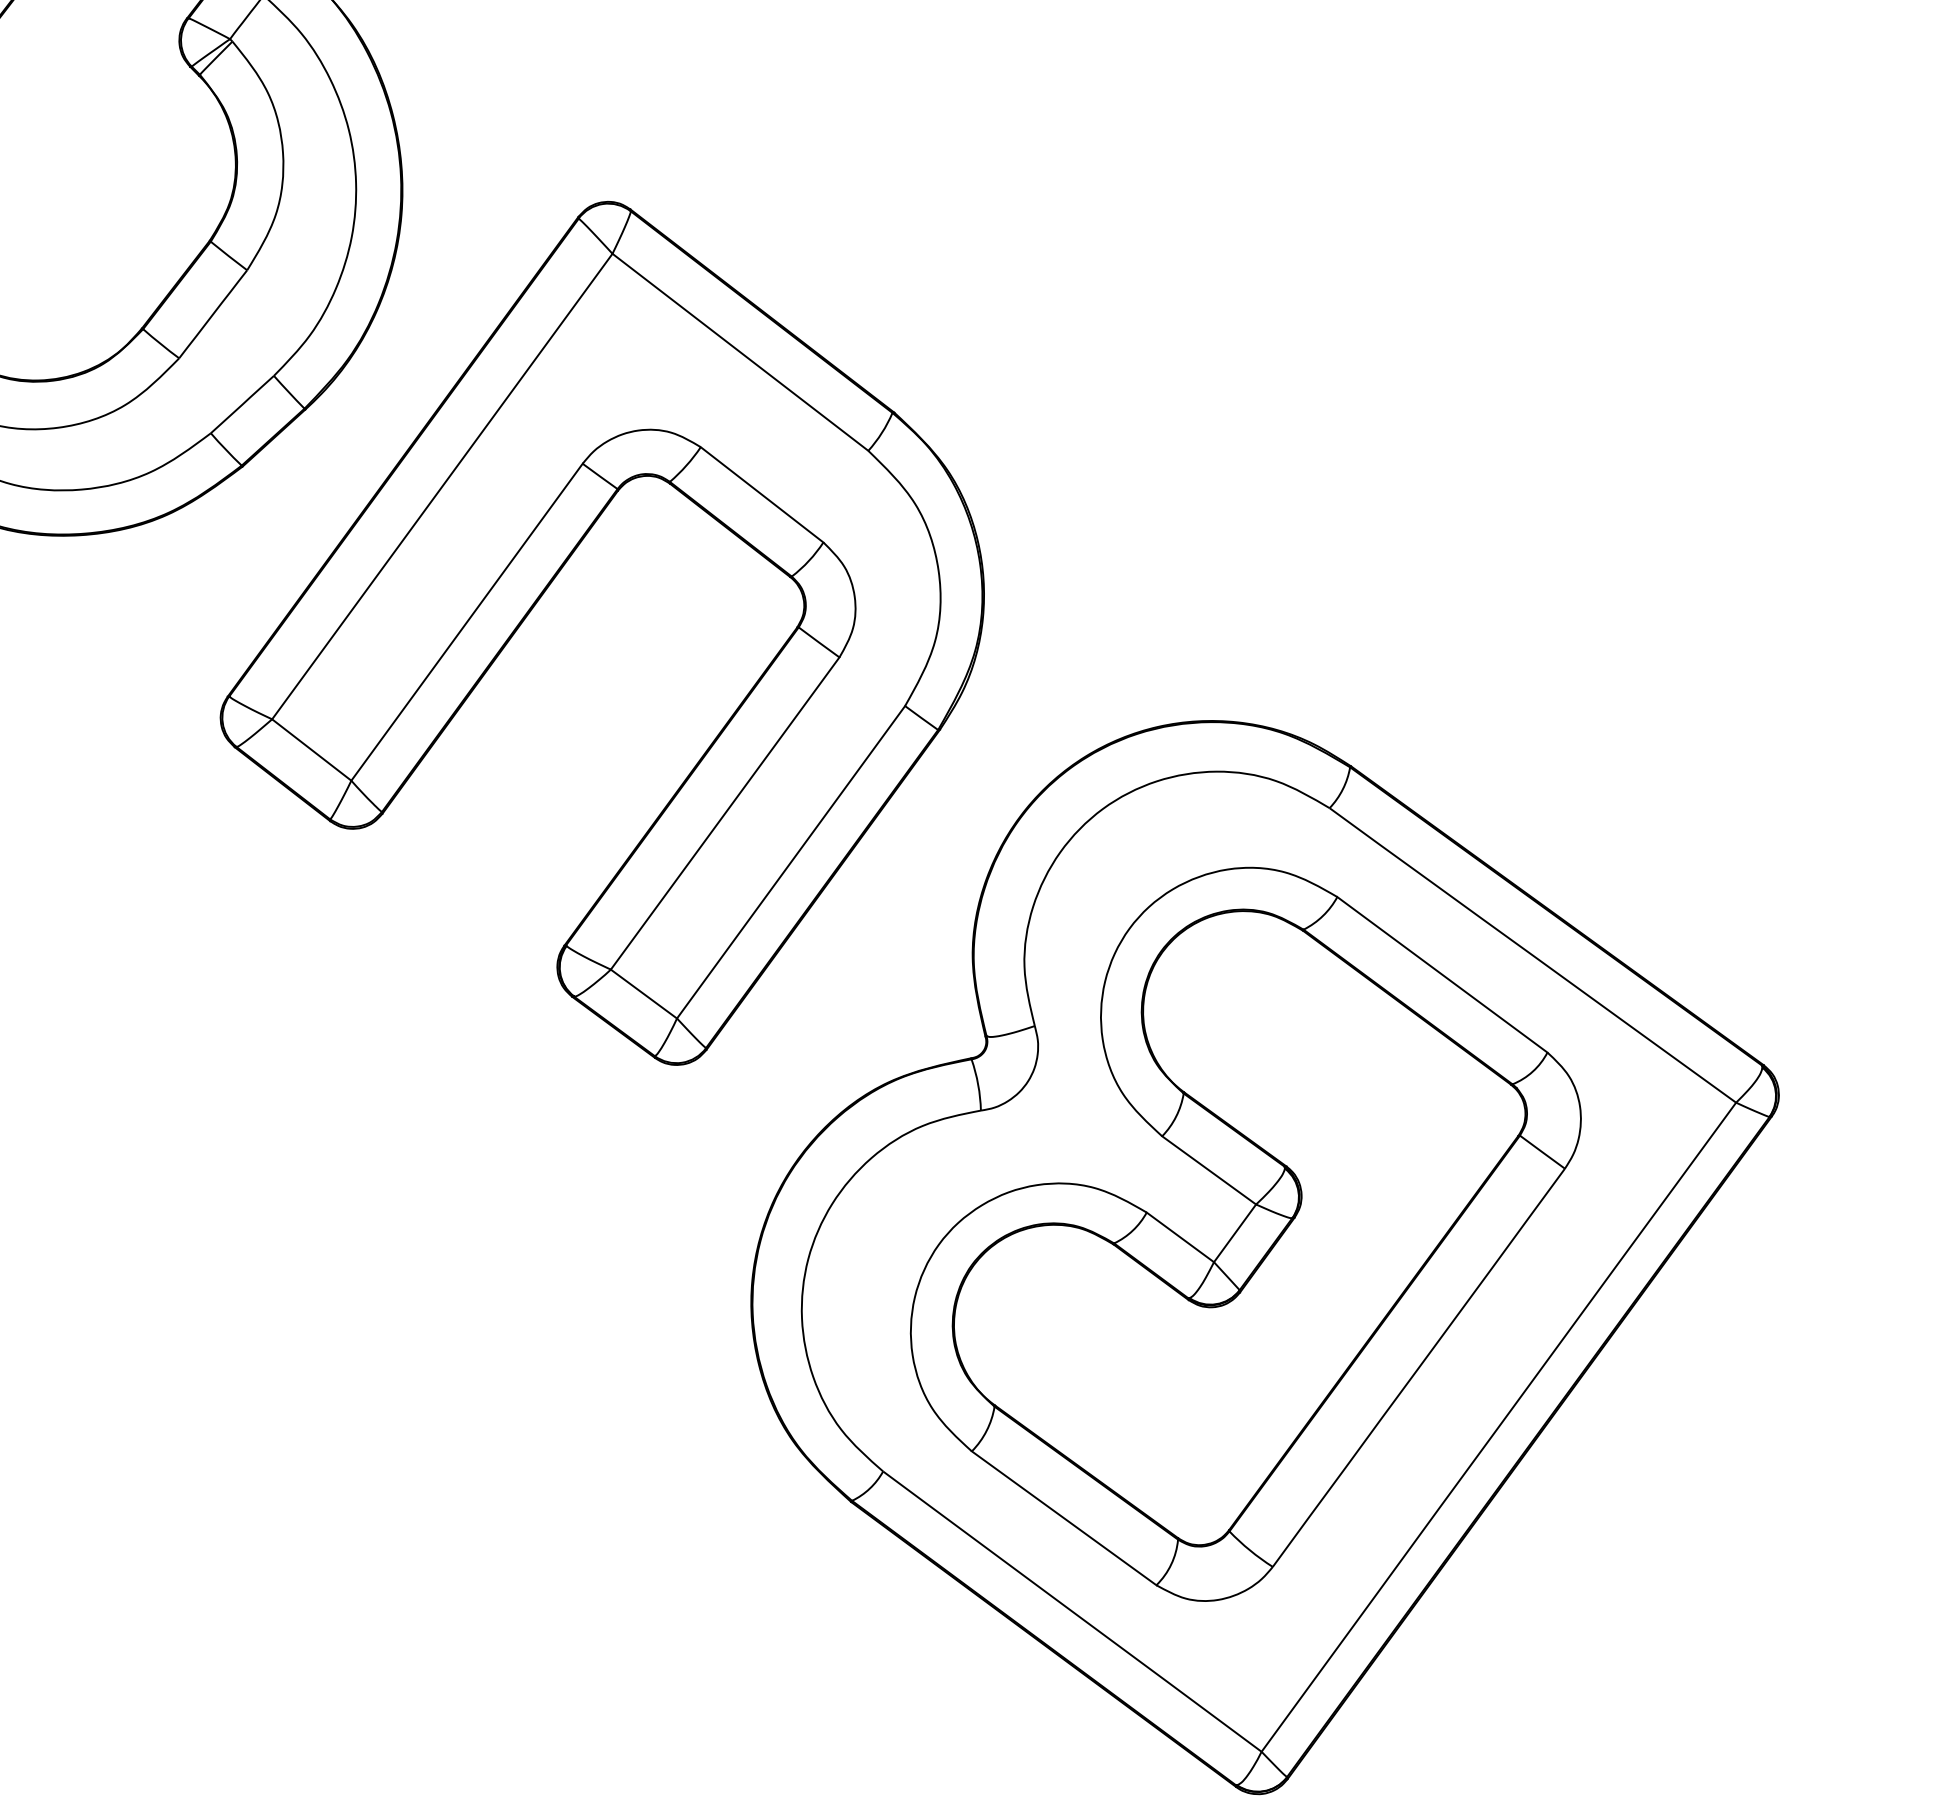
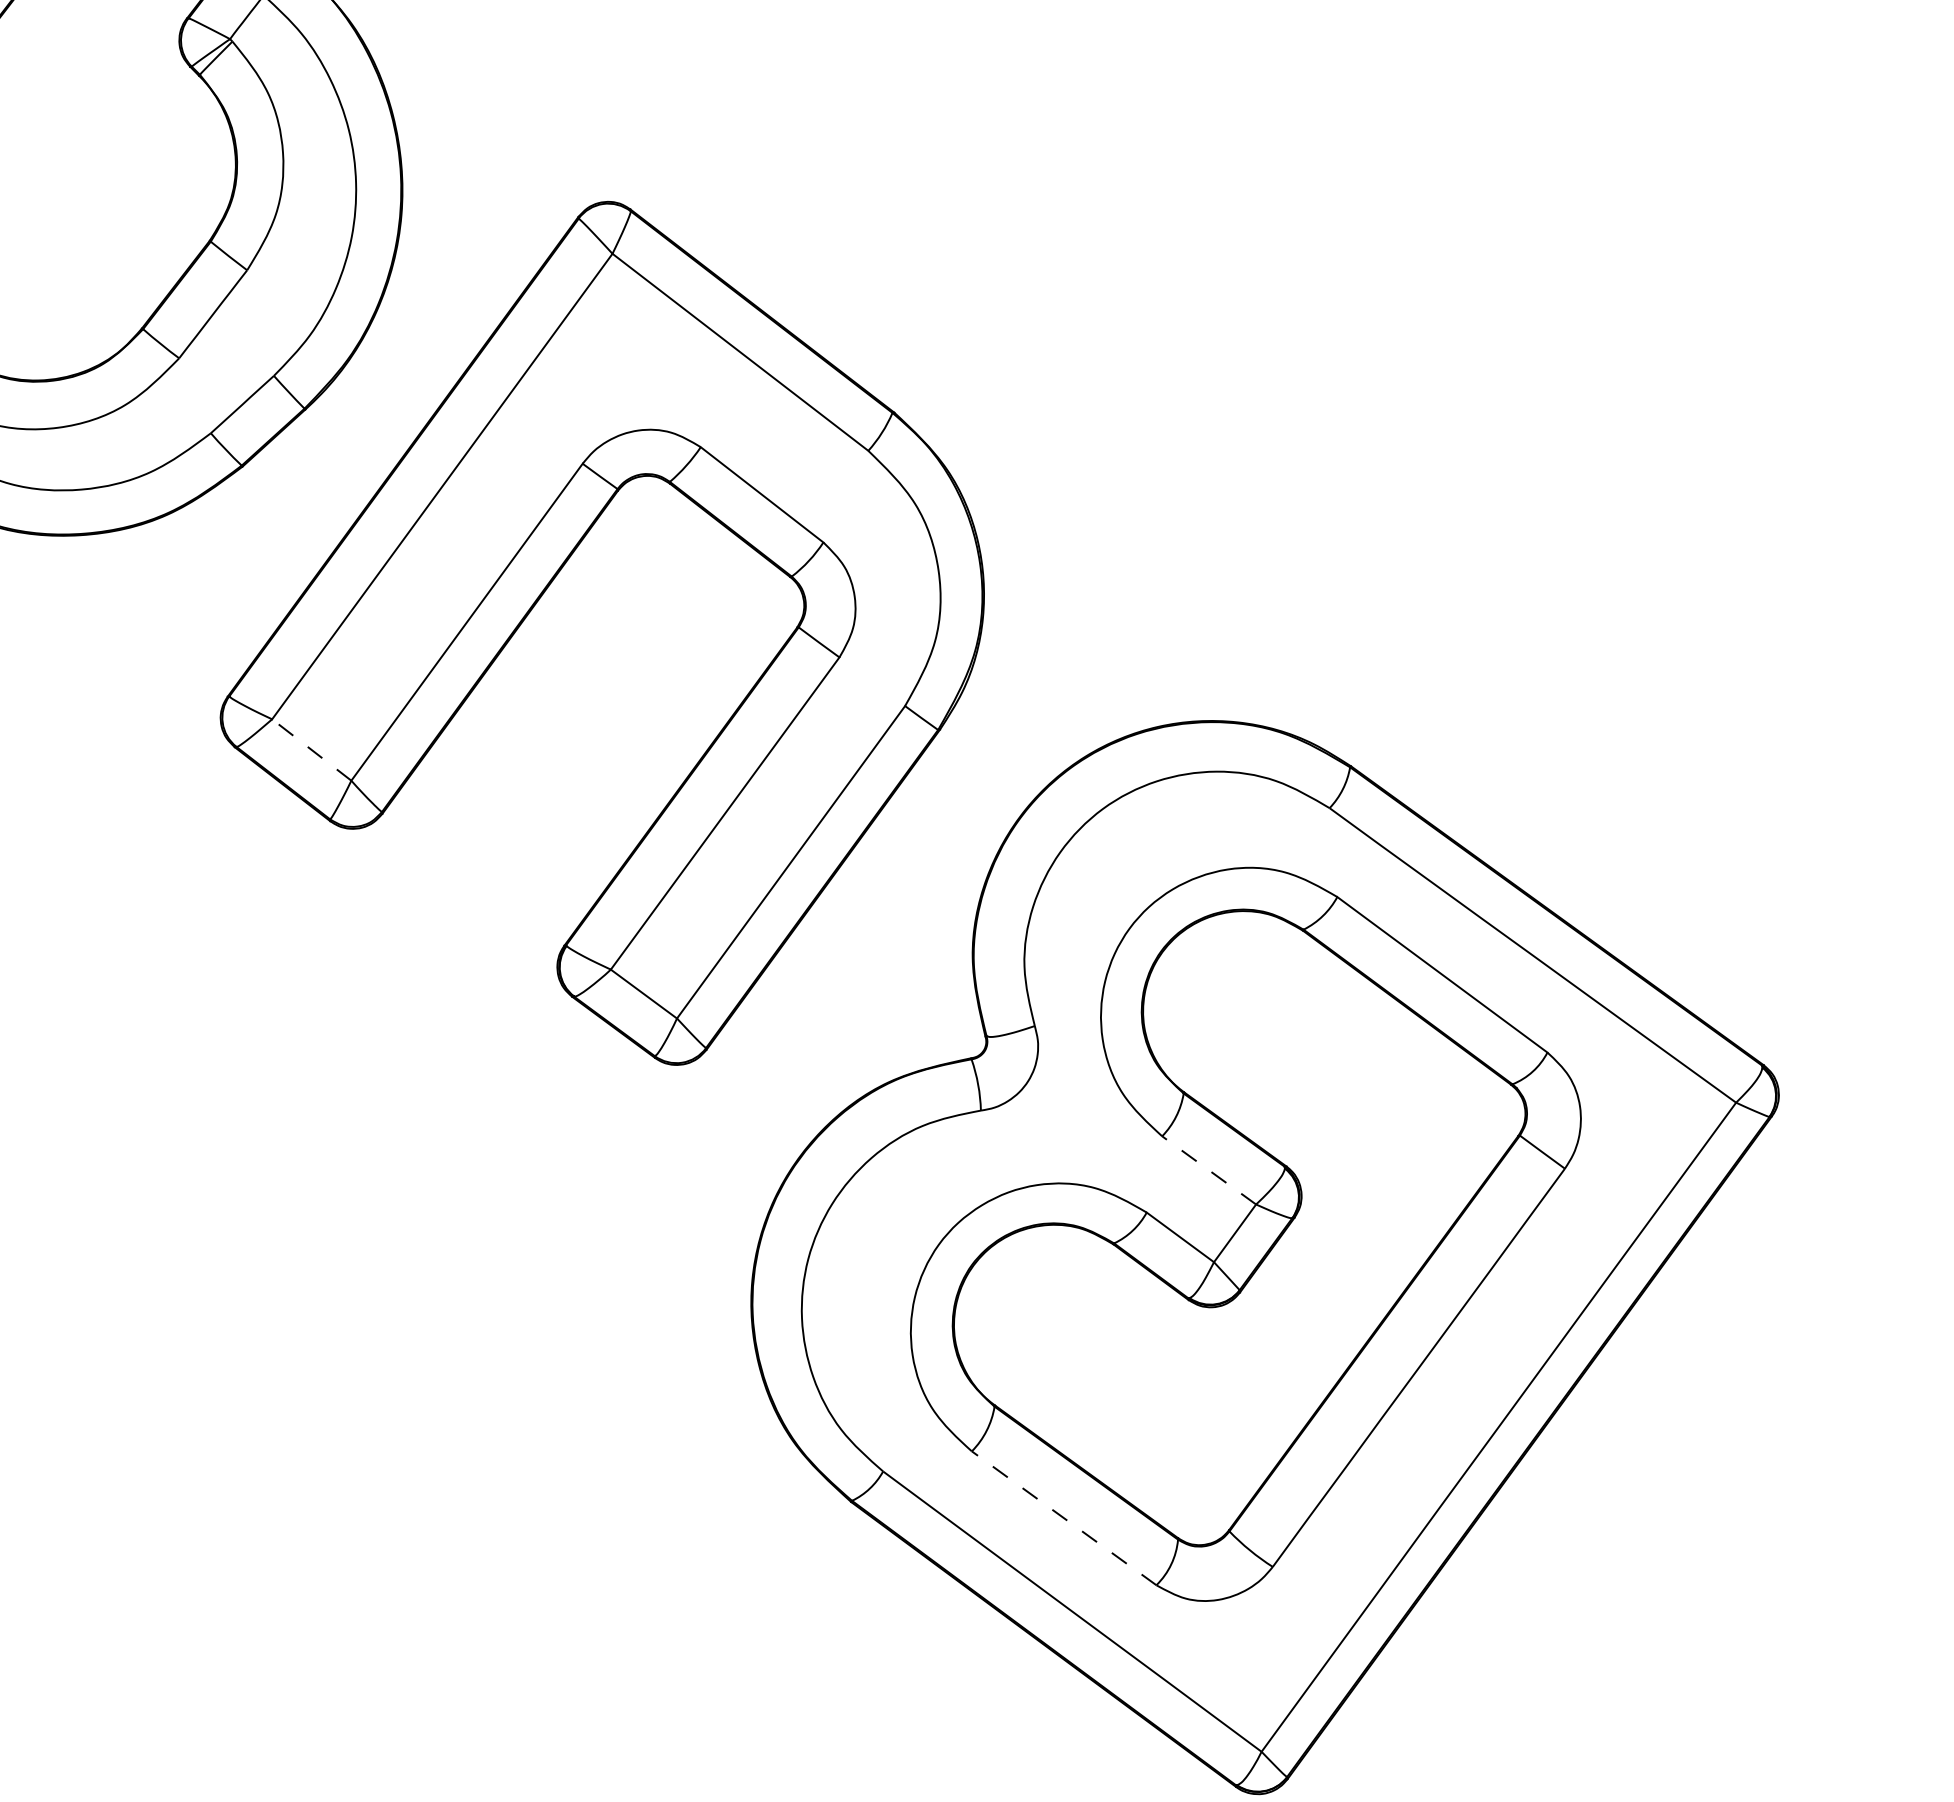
line: solid -> dashed (311, 749)
line: solid -> dashed (1208, 1170)
line: solid -> dashed (1063, 1518)
